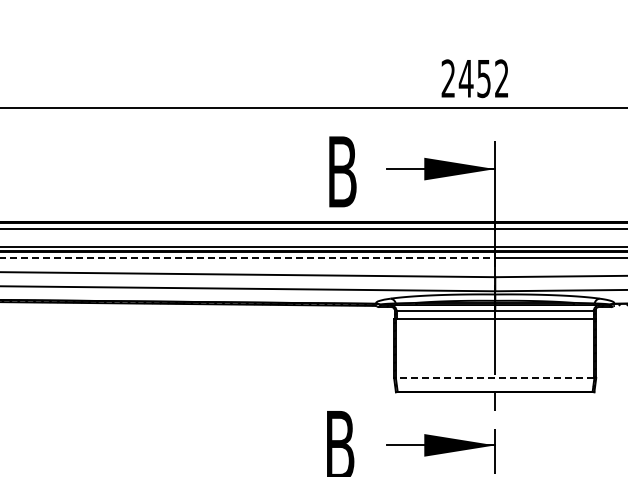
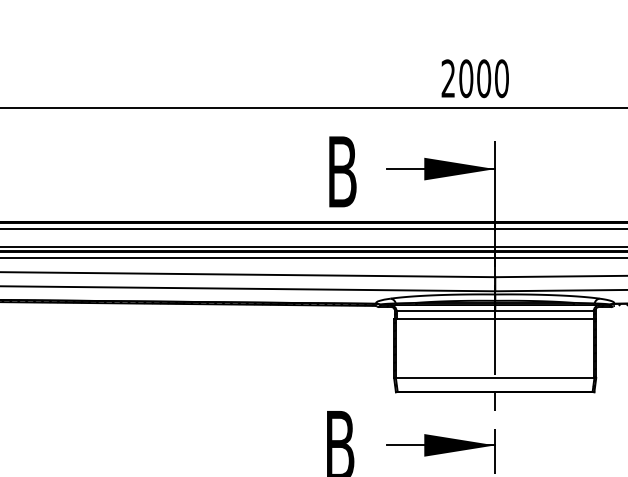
text: 2452 -> 2000 (483, 78)
line: dashed -> solid (248, 258)
line: dashed -> solid (494, 377)
